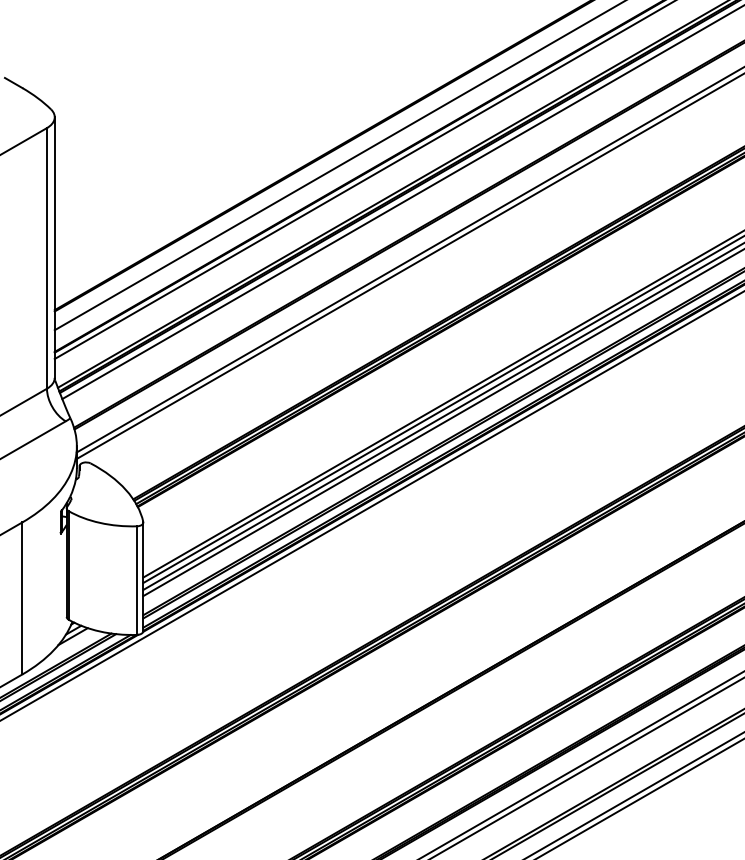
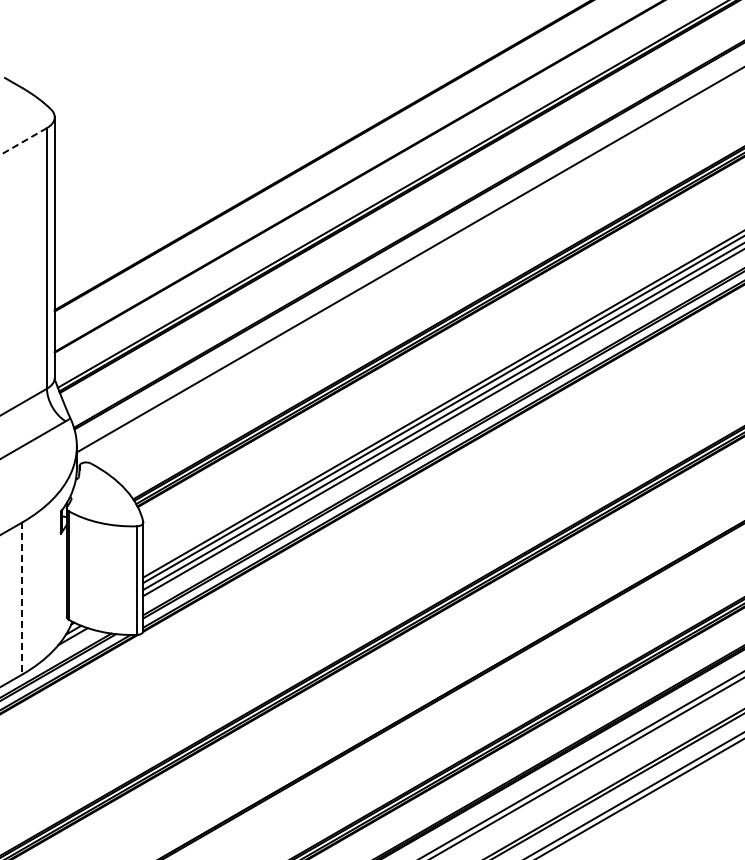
line: solid -> dashed (23, 141)
line: present -> none (338, 166)
line: present -> none (363, 180)
line: present -> none (401, 203)
line: present -> none (408, 266)
line: present -> none (371, 506)
line: solid -> dashed (22, 598)
